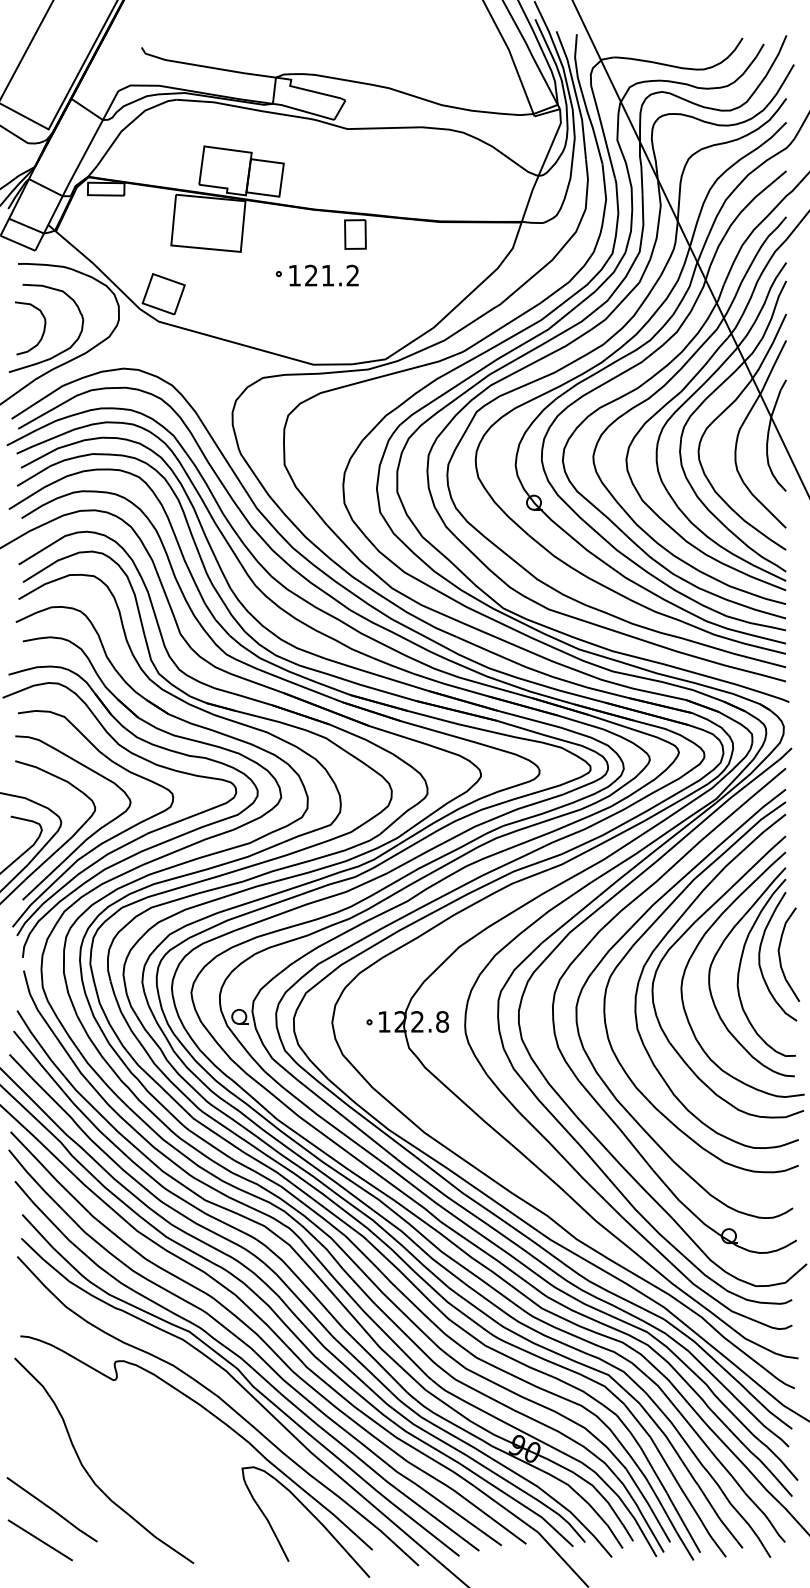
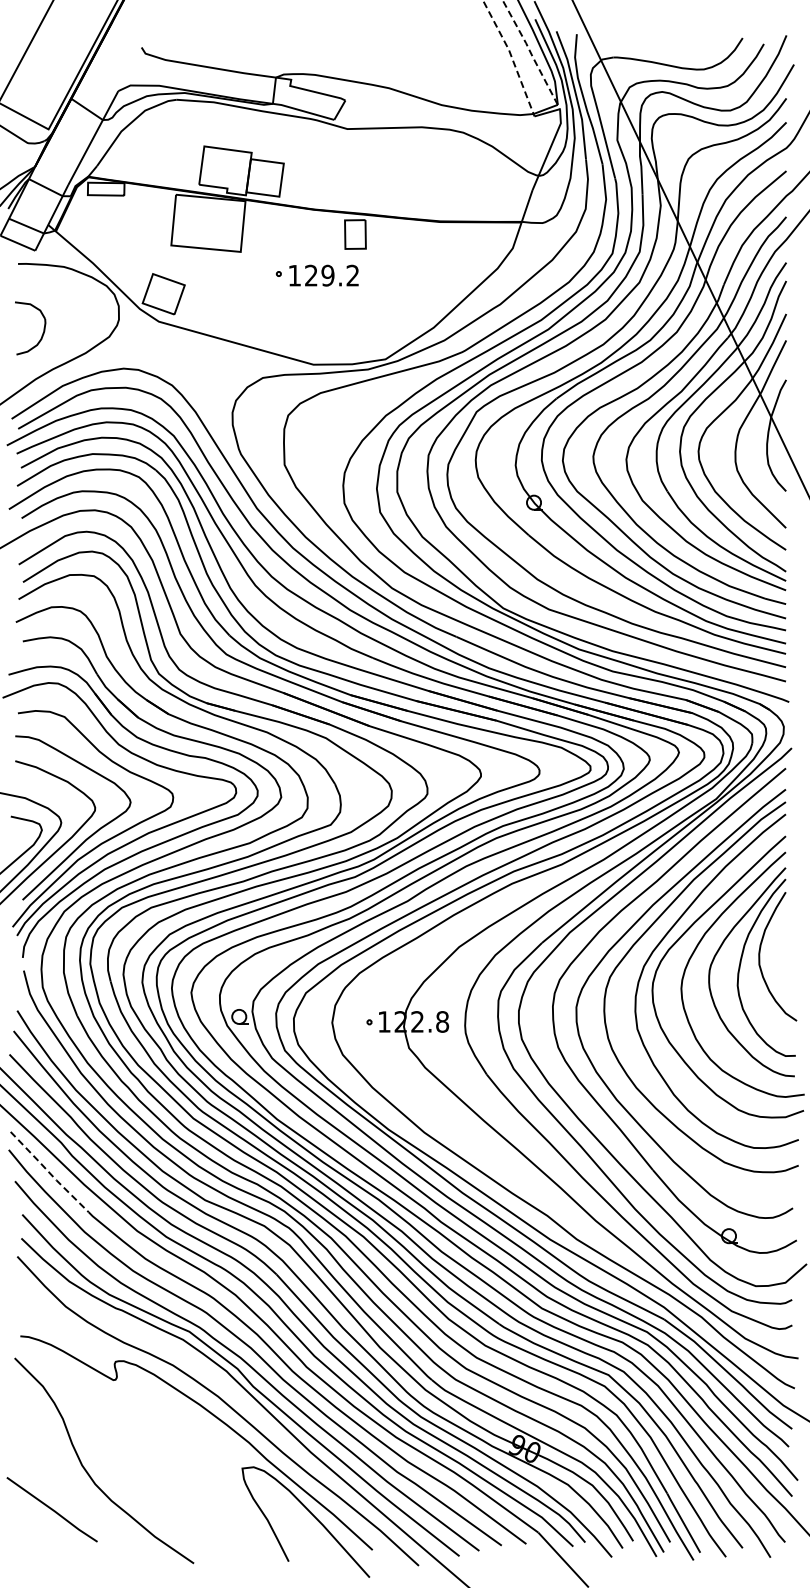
line: solid -> dashed (531, 54)
line: solid -> dashed (511, 57)
text: 121.2 -> 129.2 (327, 275)
part: present -> none (59, 352)
curve: present -> none (780, 954)
line: solid -> dashed (49, 1172)
line: present -> none (39, 1540)
